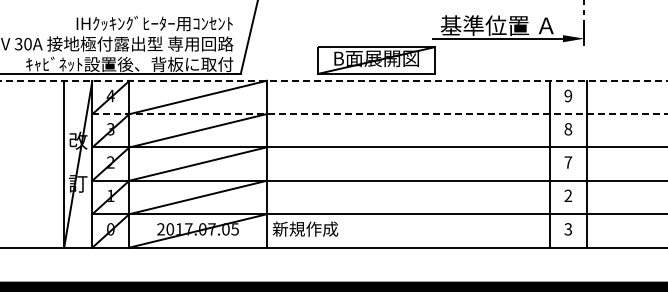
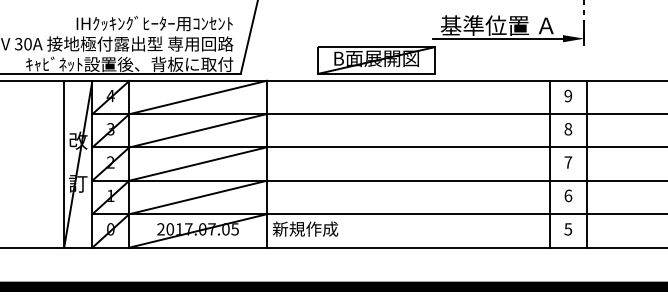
line: dashed -> solid (334, 80)
line: dashed -> solid (380, 114)
text: 2 -> 6 (568, 195)
text: 3 -> 5 (568, 228)
